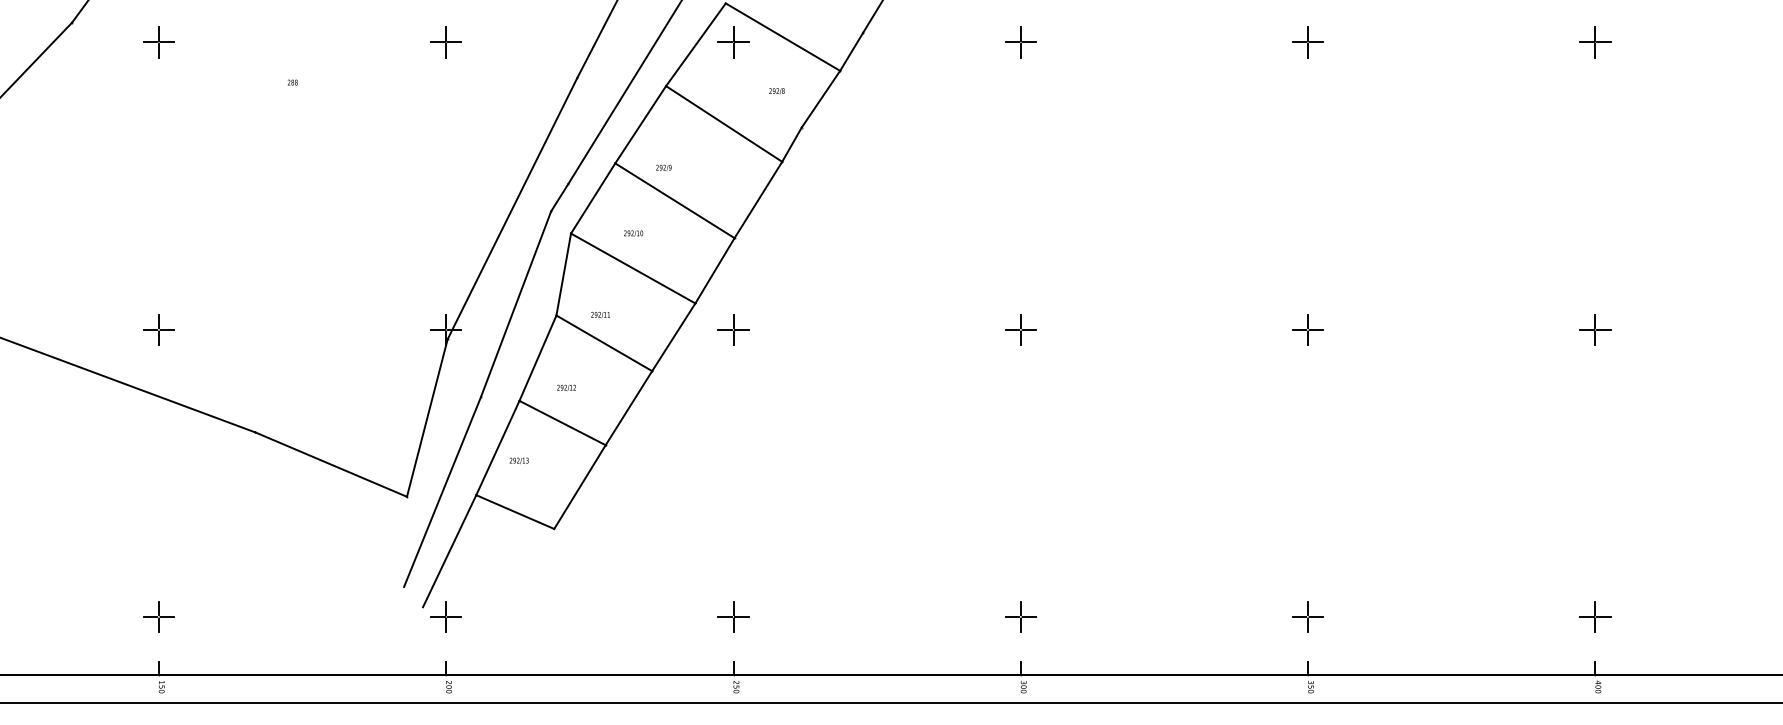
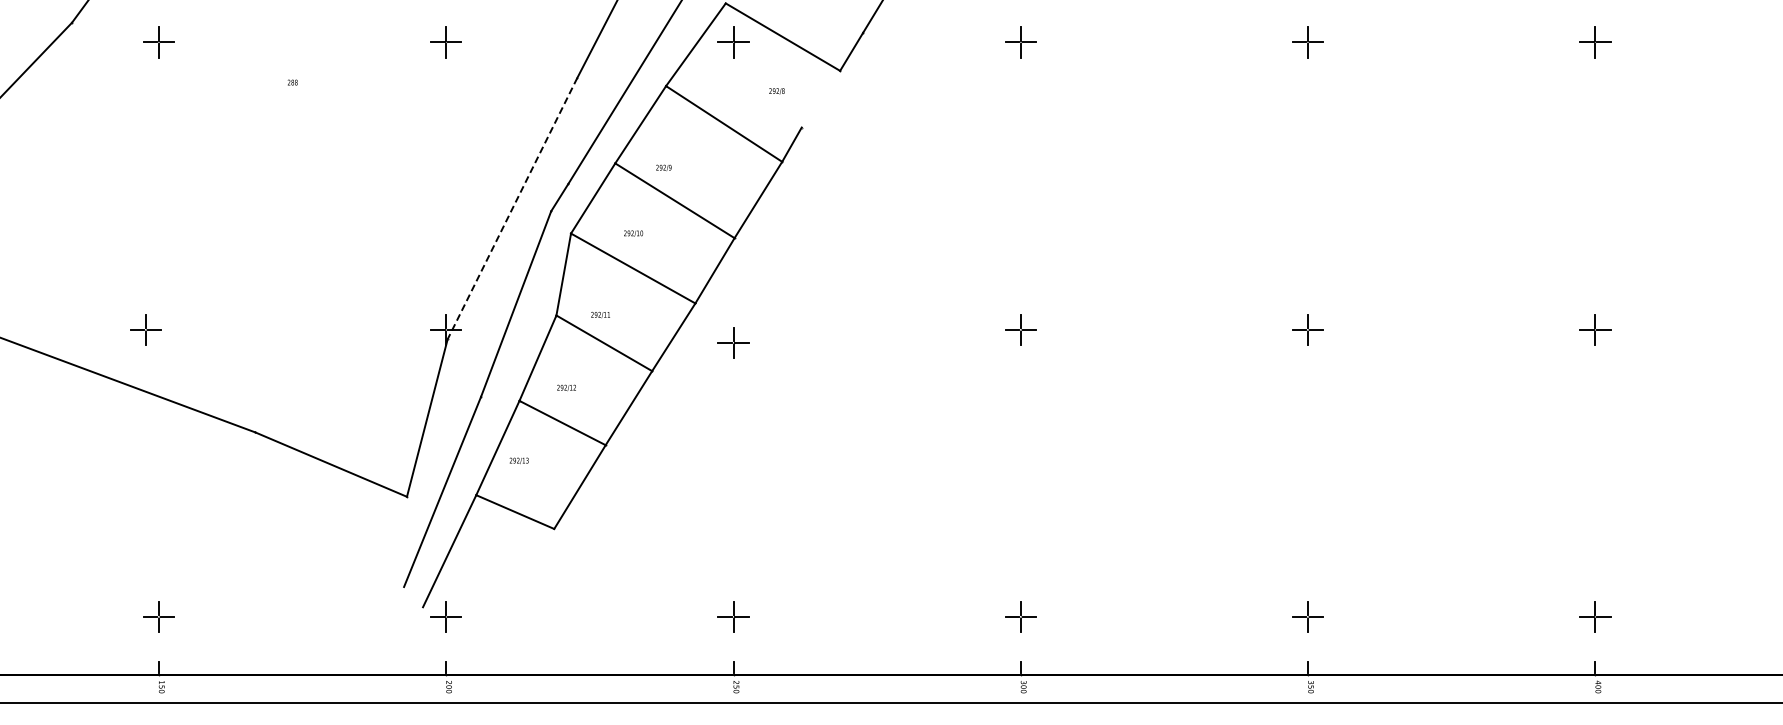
line: present -> none (820, 98)
line: solid -> dashed (512, 208)
part position: (158, 329) -> (145, 329) (145, 329)
part position: (733, 329) -> (733, 342) (733, 342)
